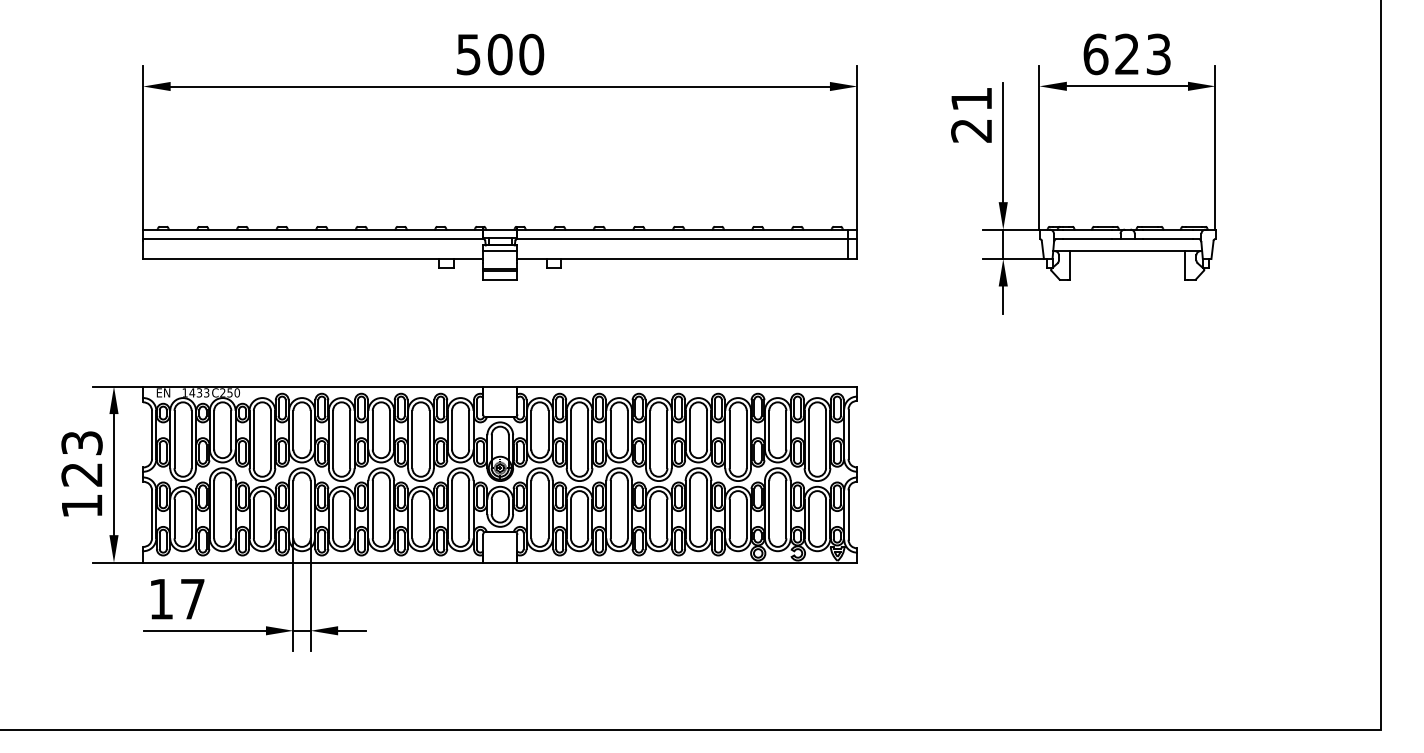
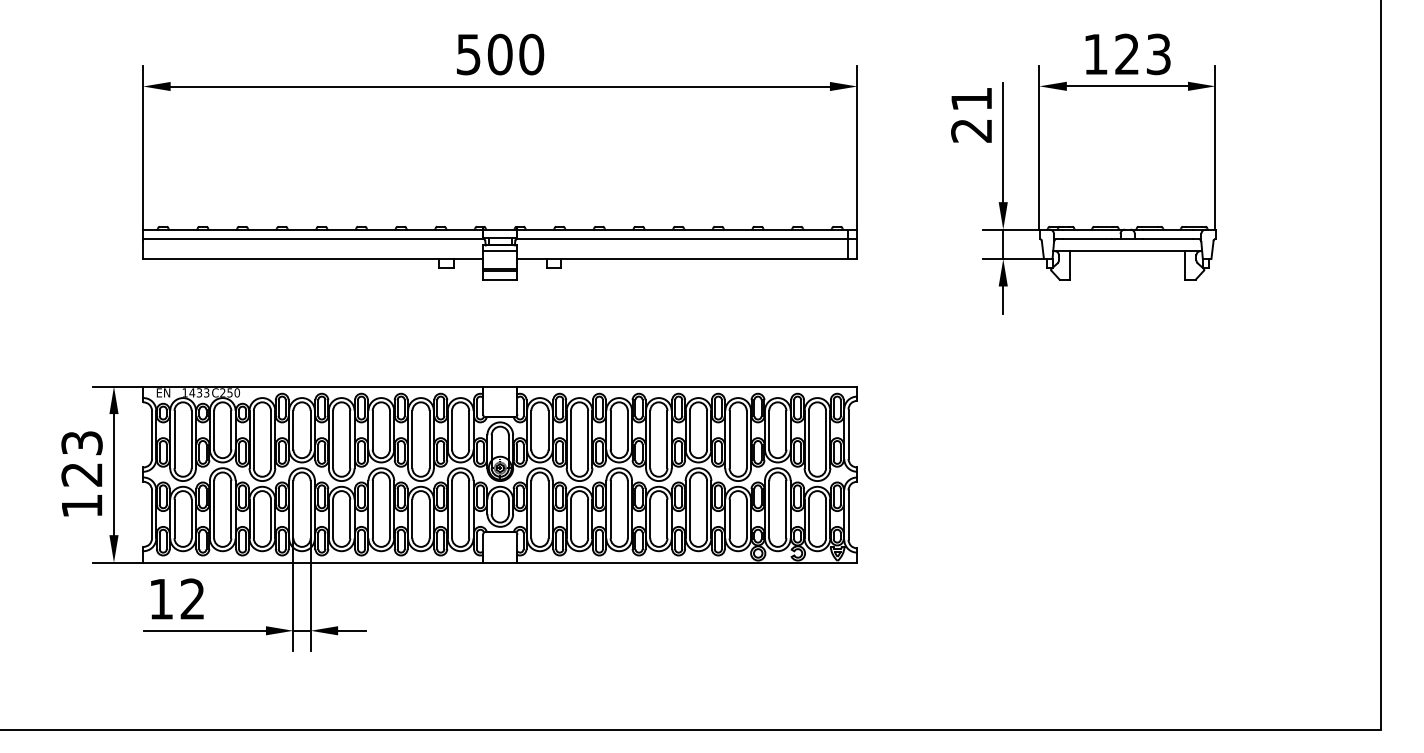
text: 623 -> 123 (1095, 54)
text: 17 -> 12 (192, 598)
